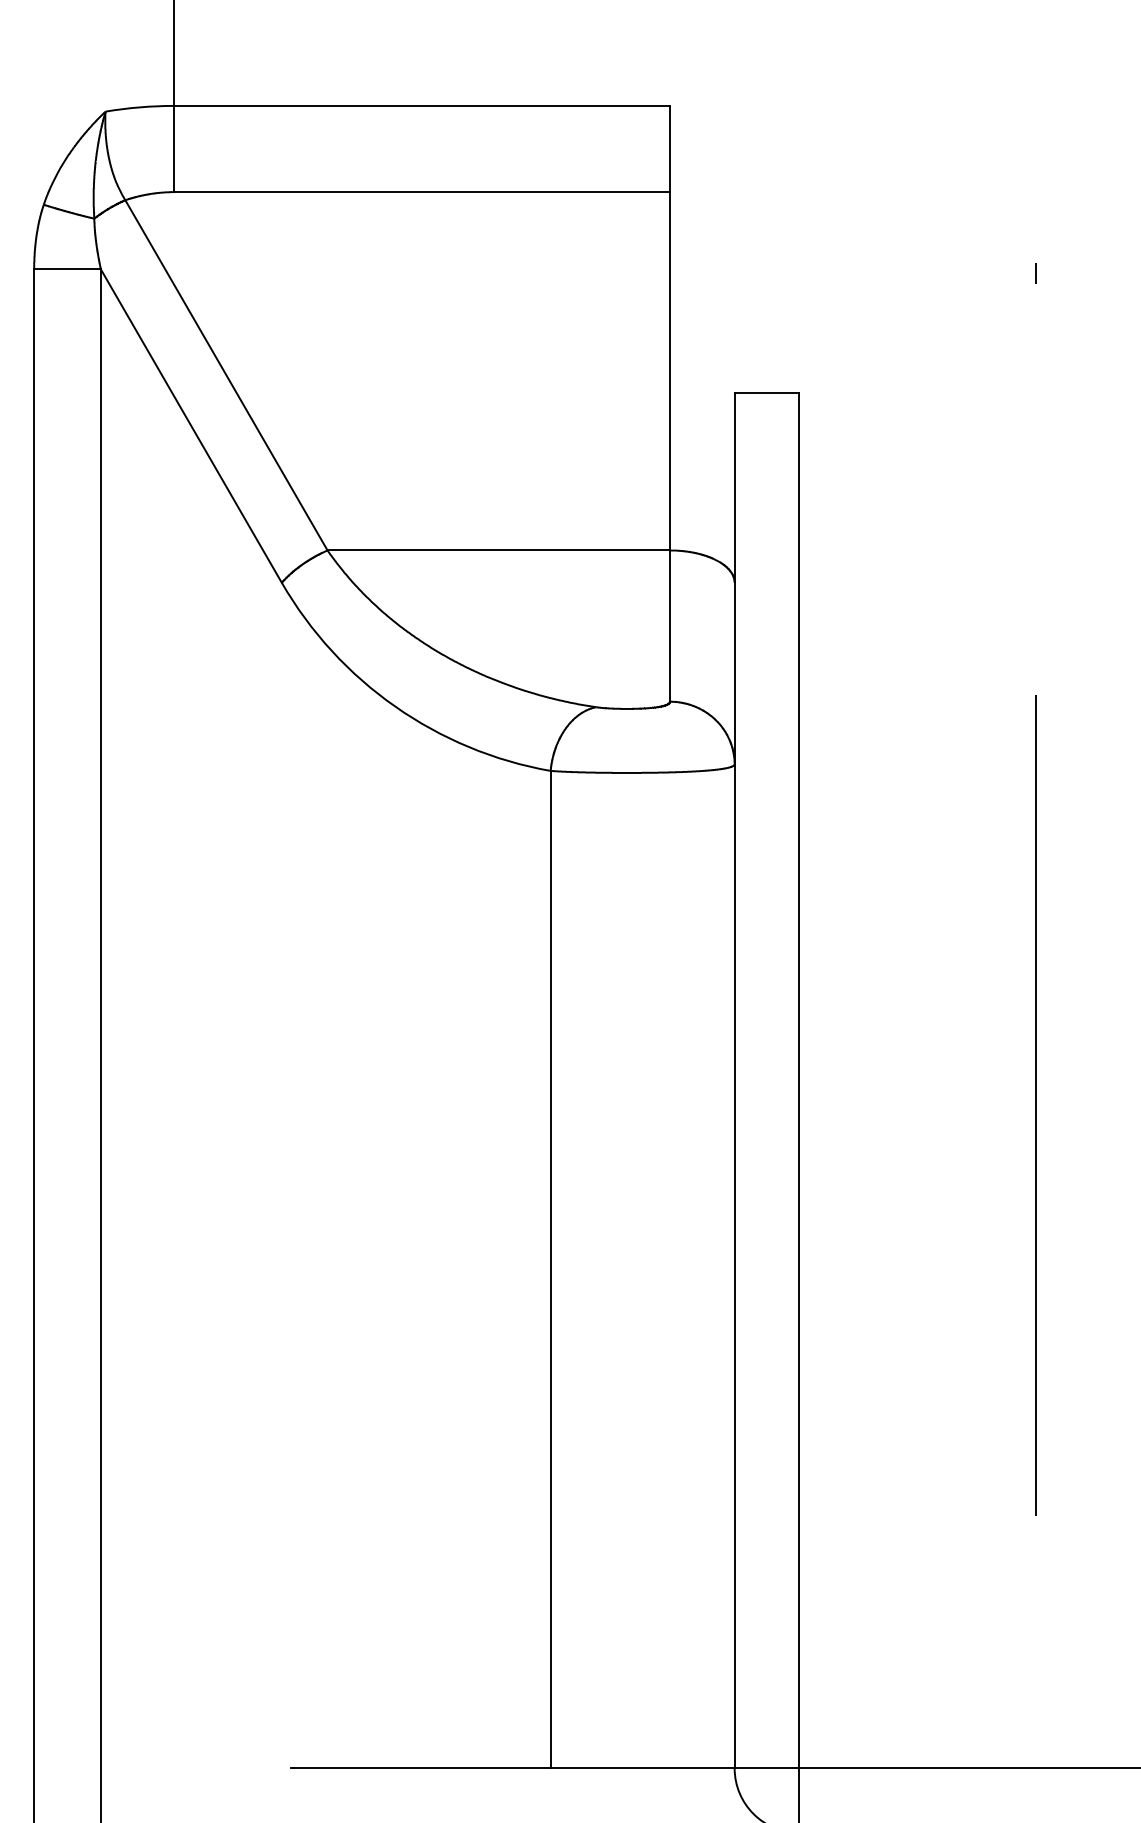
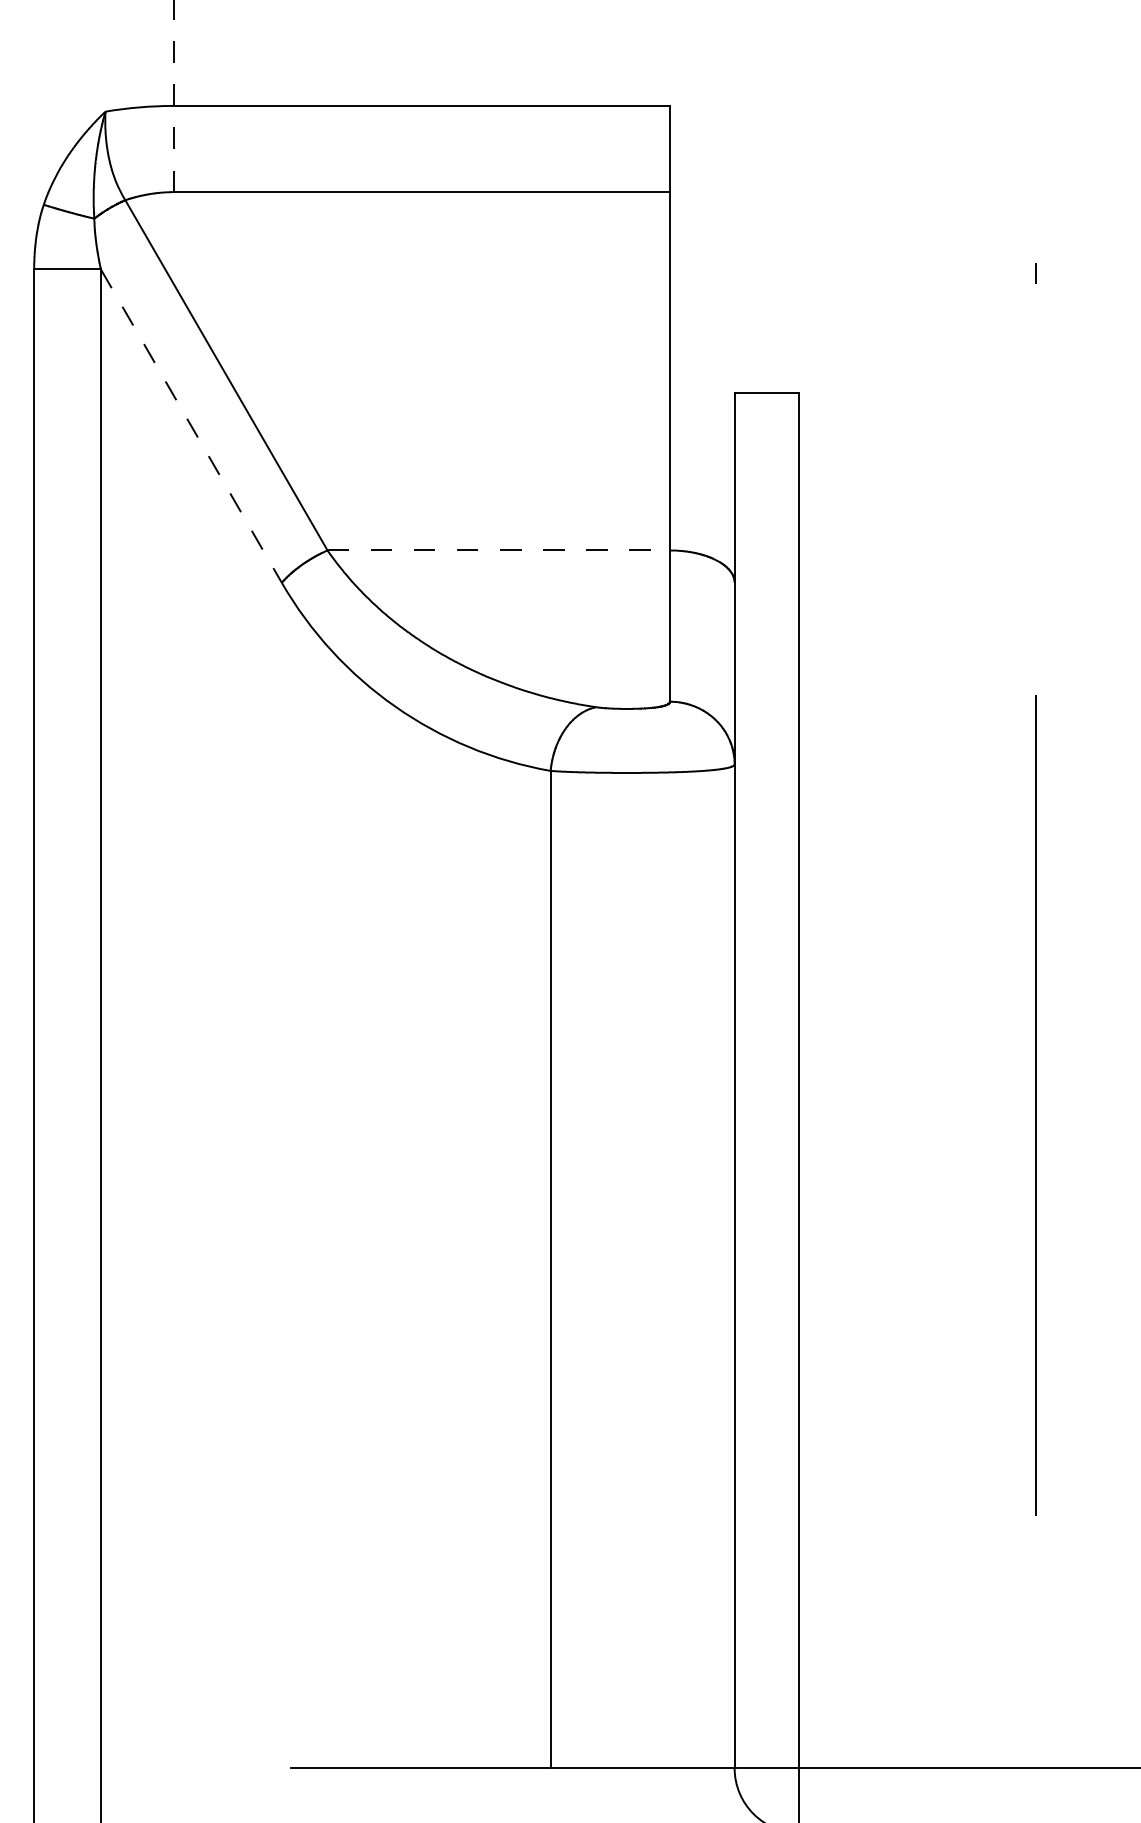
line: solid -> dashed (174, 96)
line: solid -> dashed (191, 426)
line: solid -> dashed (499, 550)
